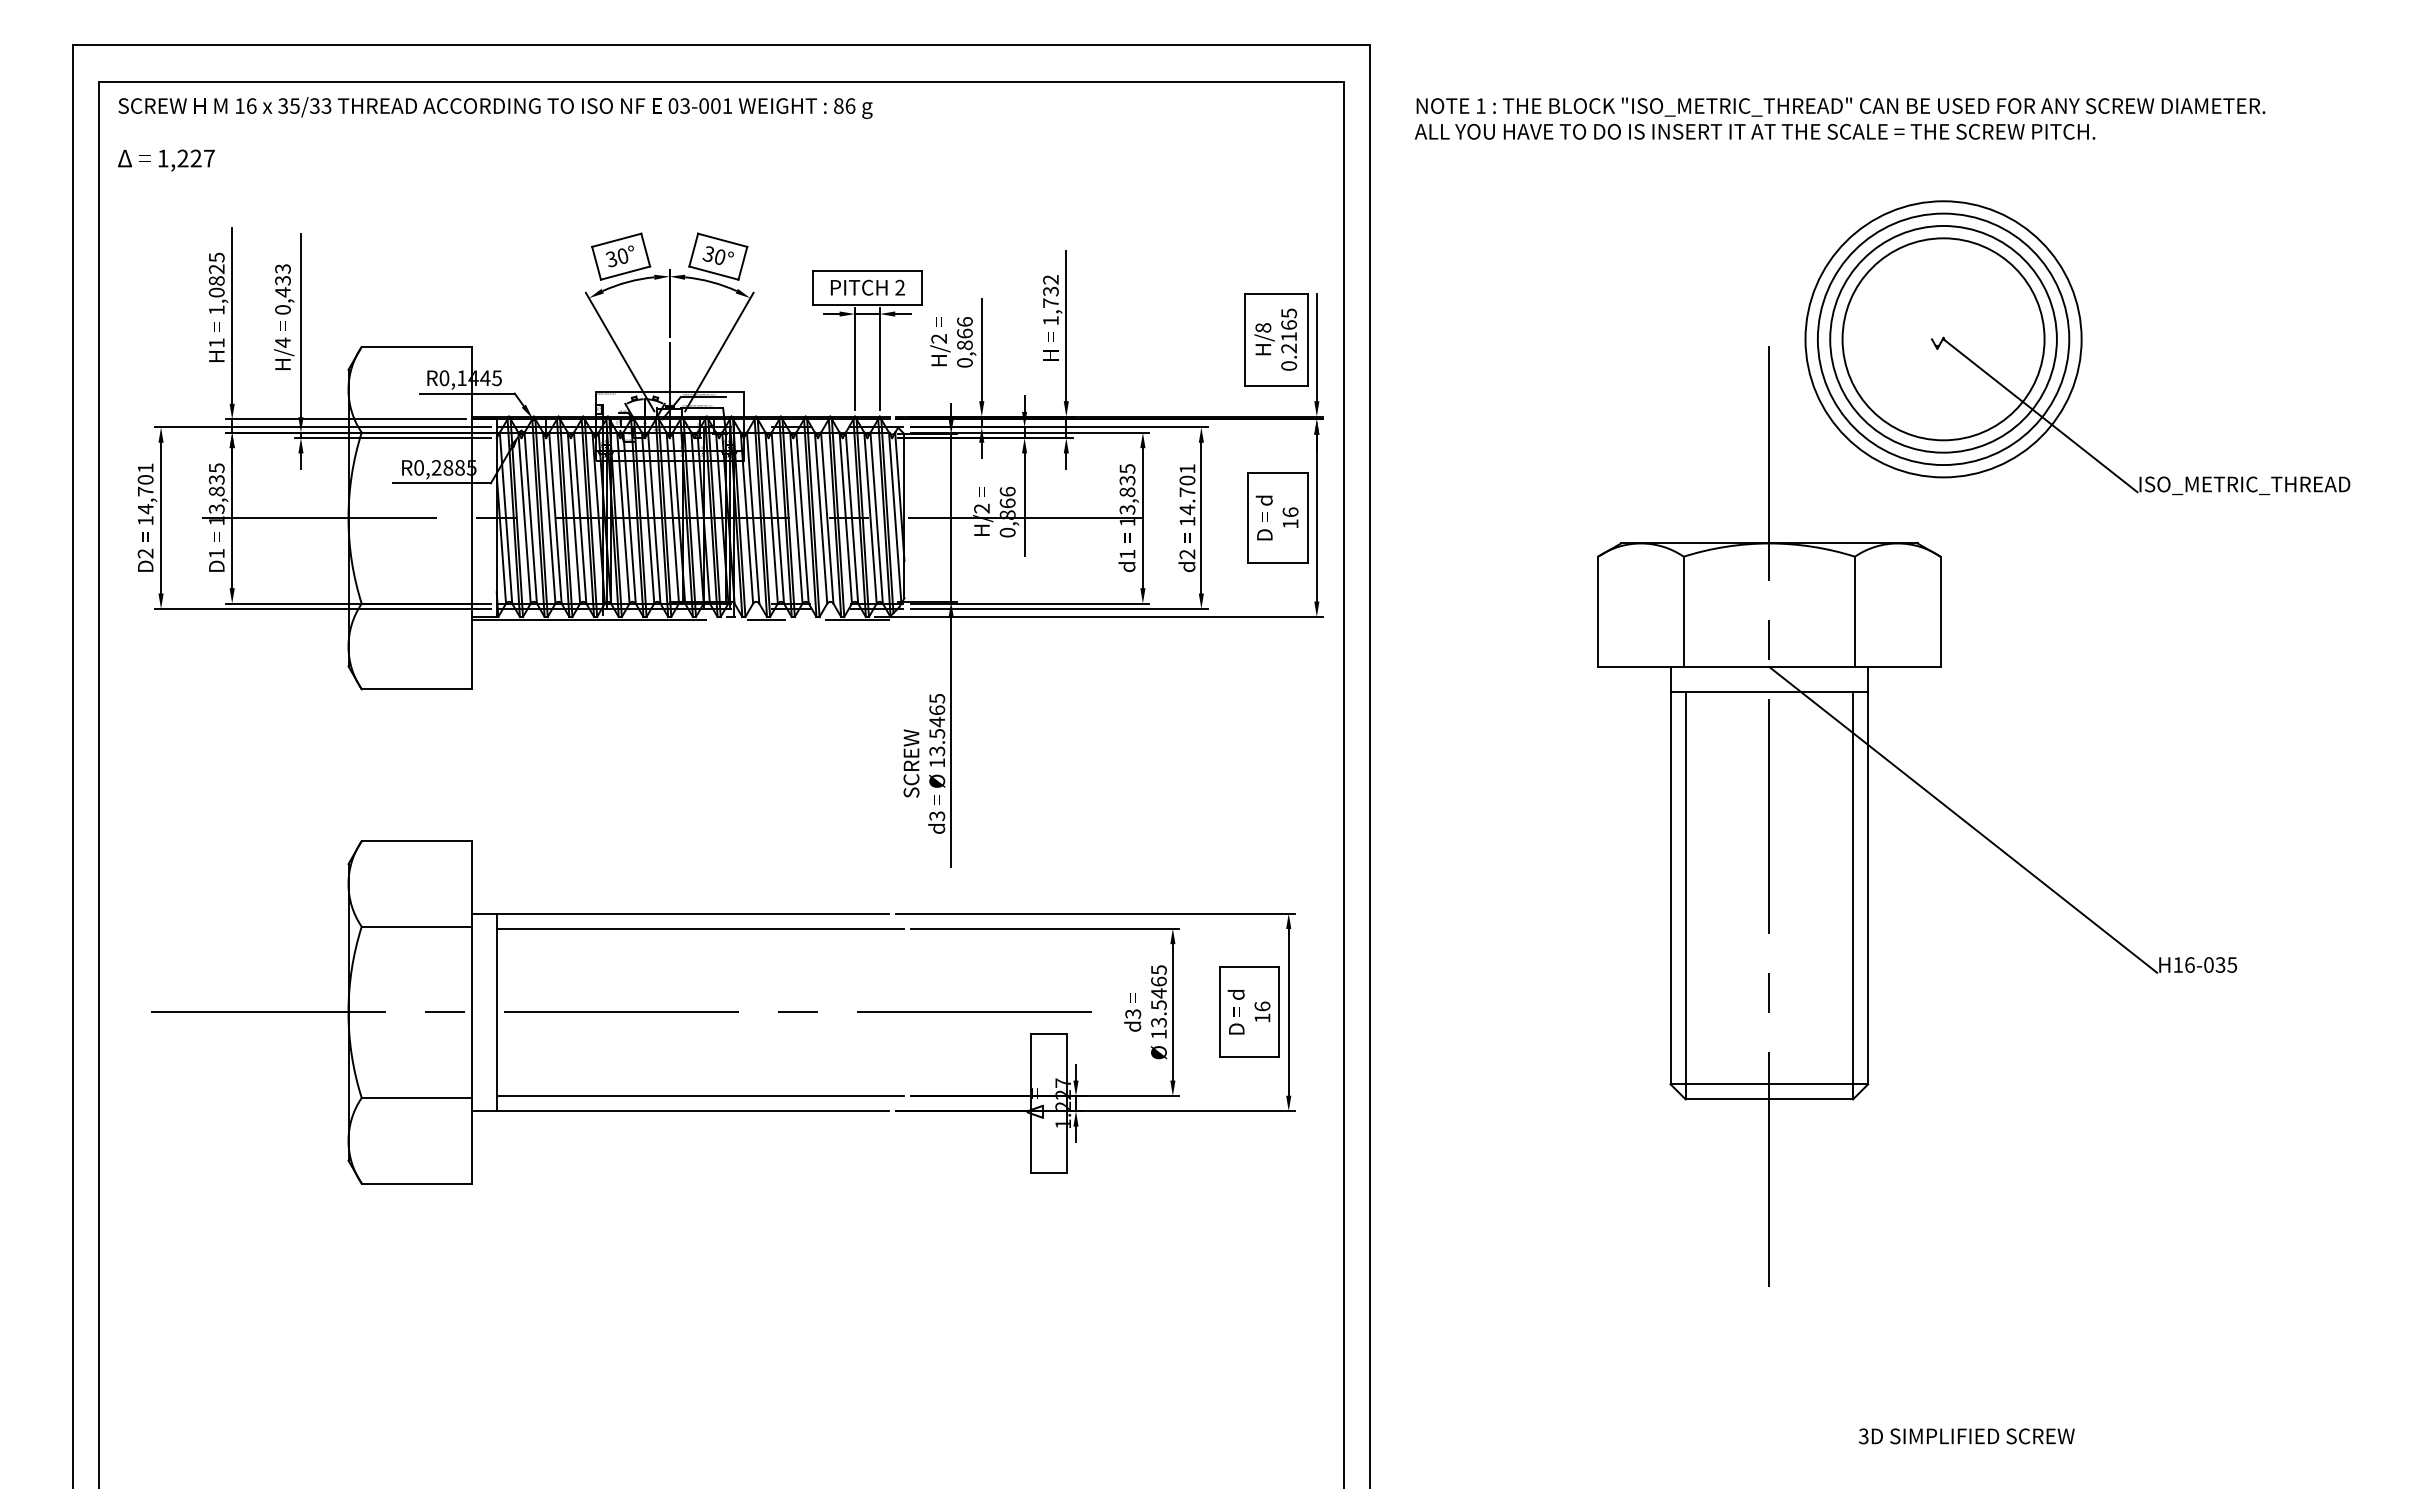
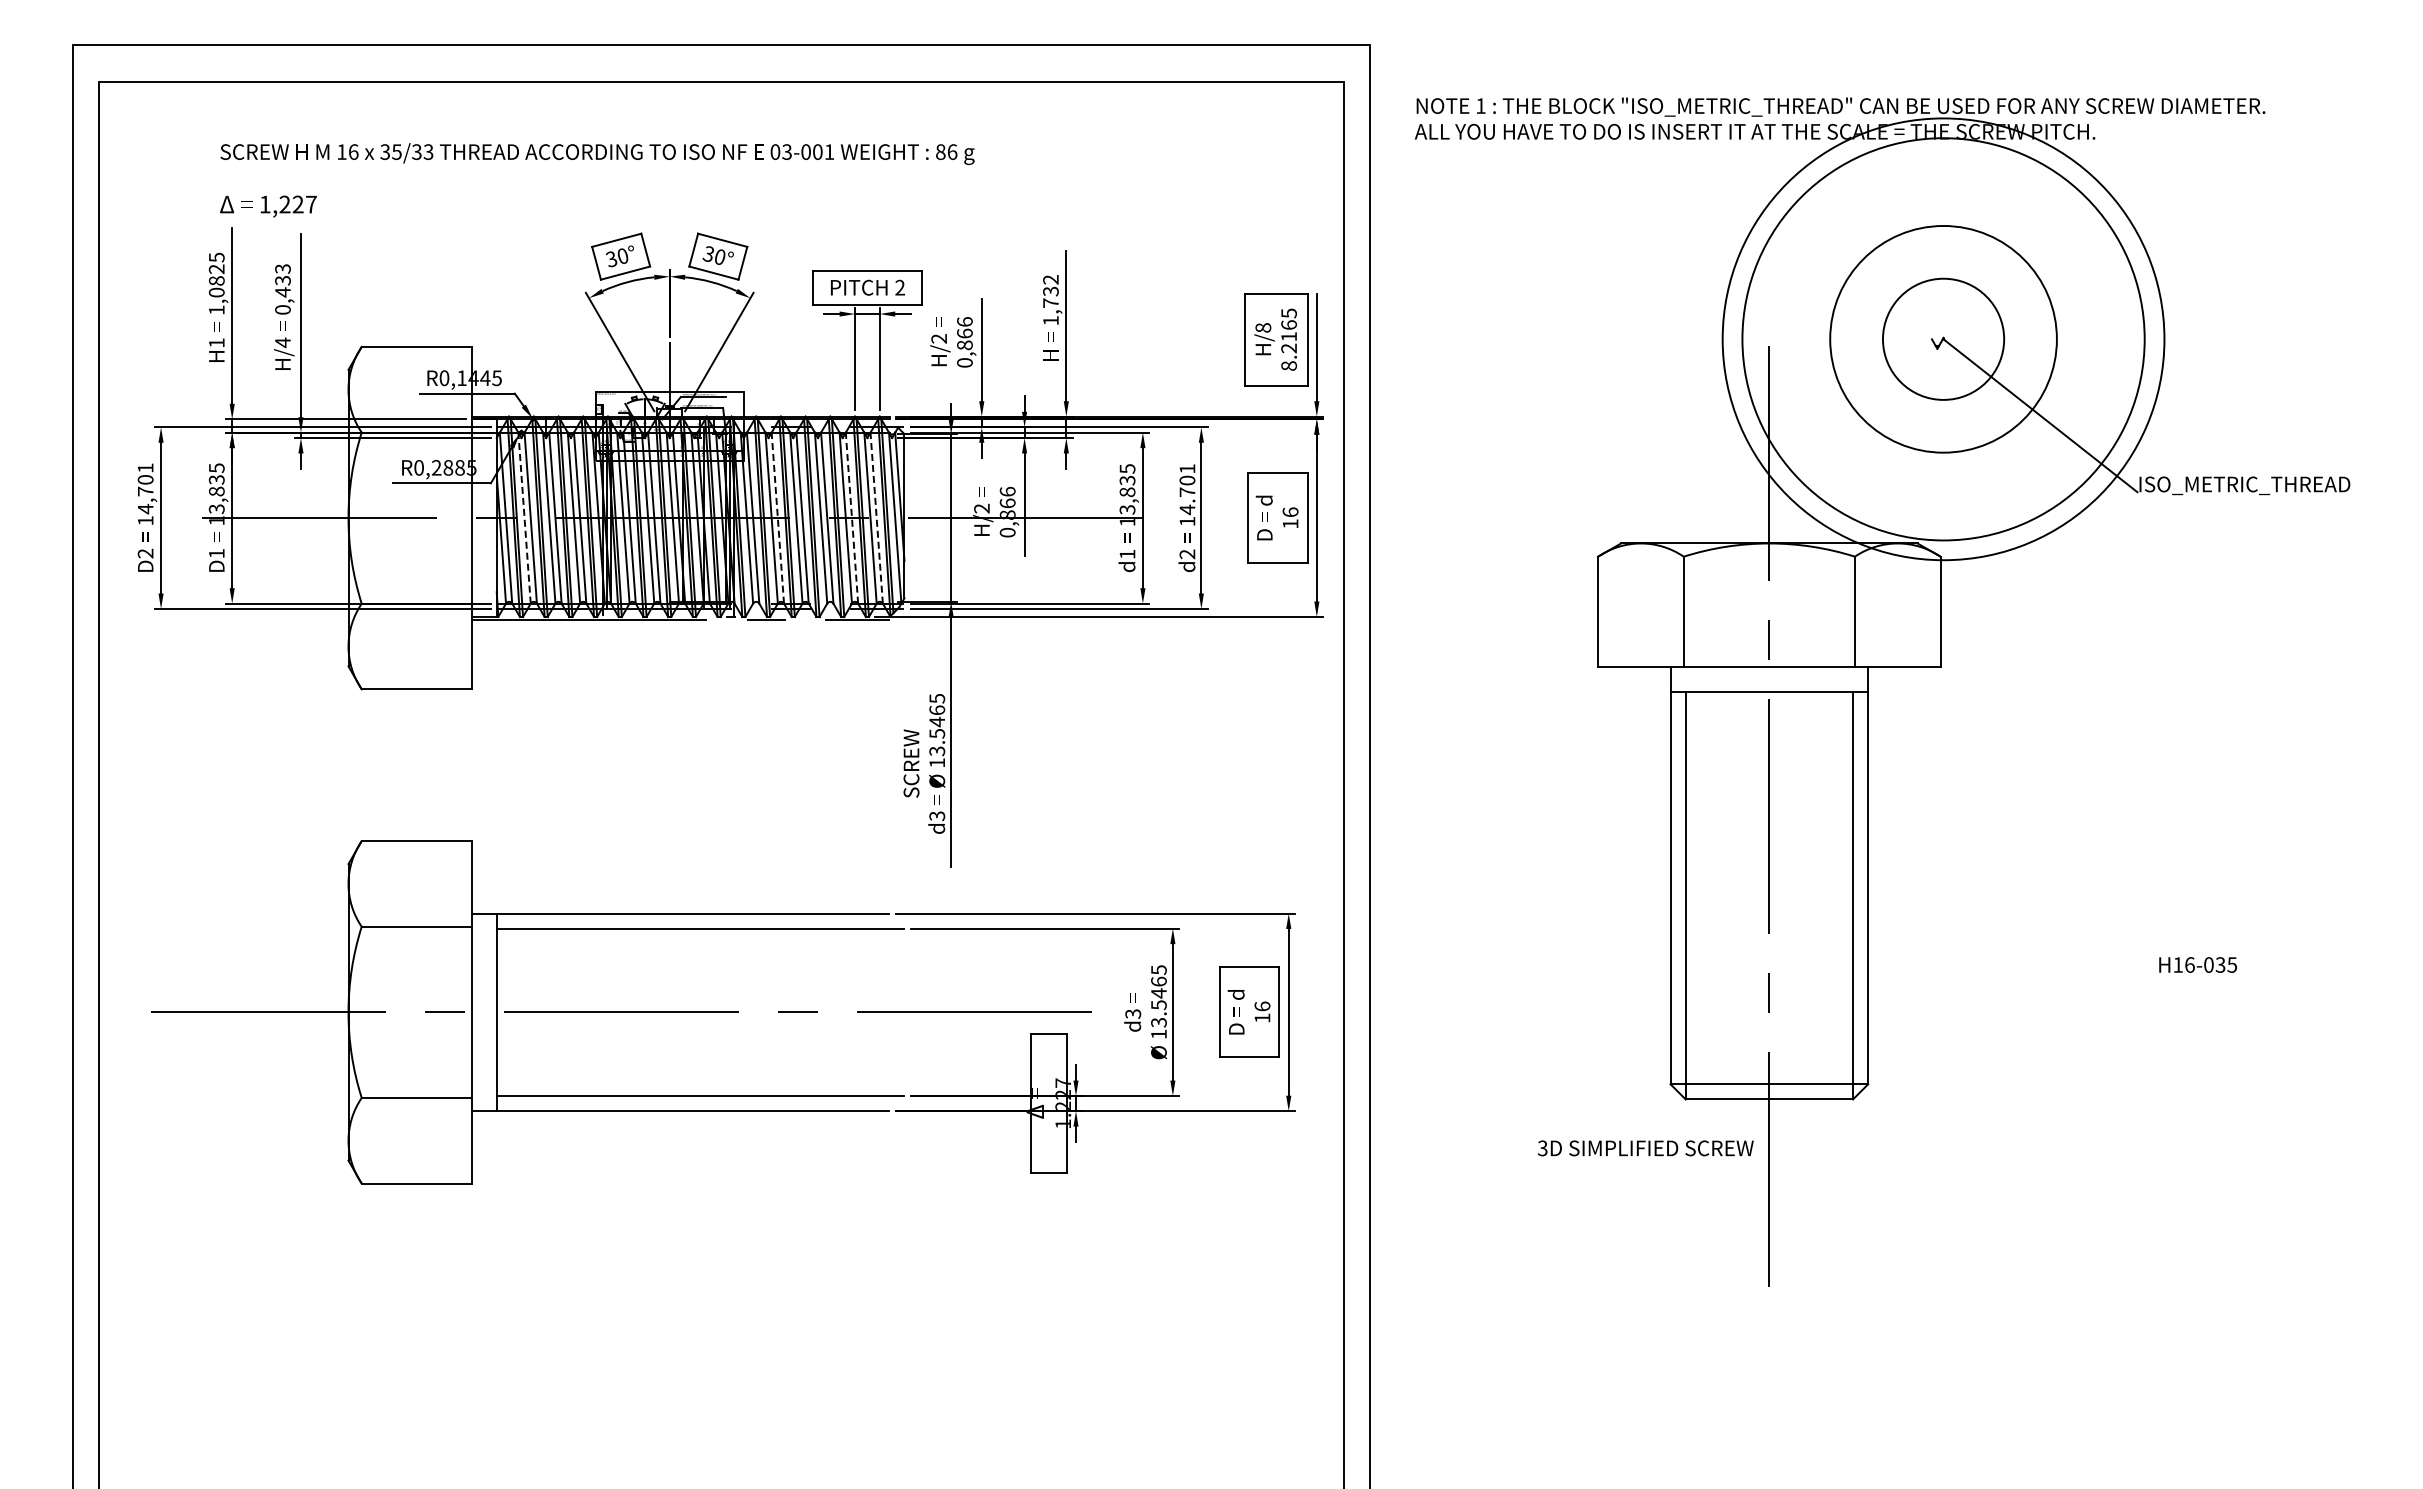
text position: (495, 134) -> (597, 180) (597, 180)
circle diameter: 202 px -> 121 px (1943, 338)
circle diameter: 251 px -> 402 px (1943, 339)
circle diameter: 276 px -> 442 px (1943, 339)
text: 0.2165 -> 8.2165 (1288, 365)
line: solid -> dashed (524, 518)
line: solid -> dashed (777, 518)
line: solid -> dashed (851, 518)
line: solid -> dashed (876, 518)
line: present -> none (1963, 819)
text position: (1966, 1436) -> (1645, 1148) (1645, 1148)
